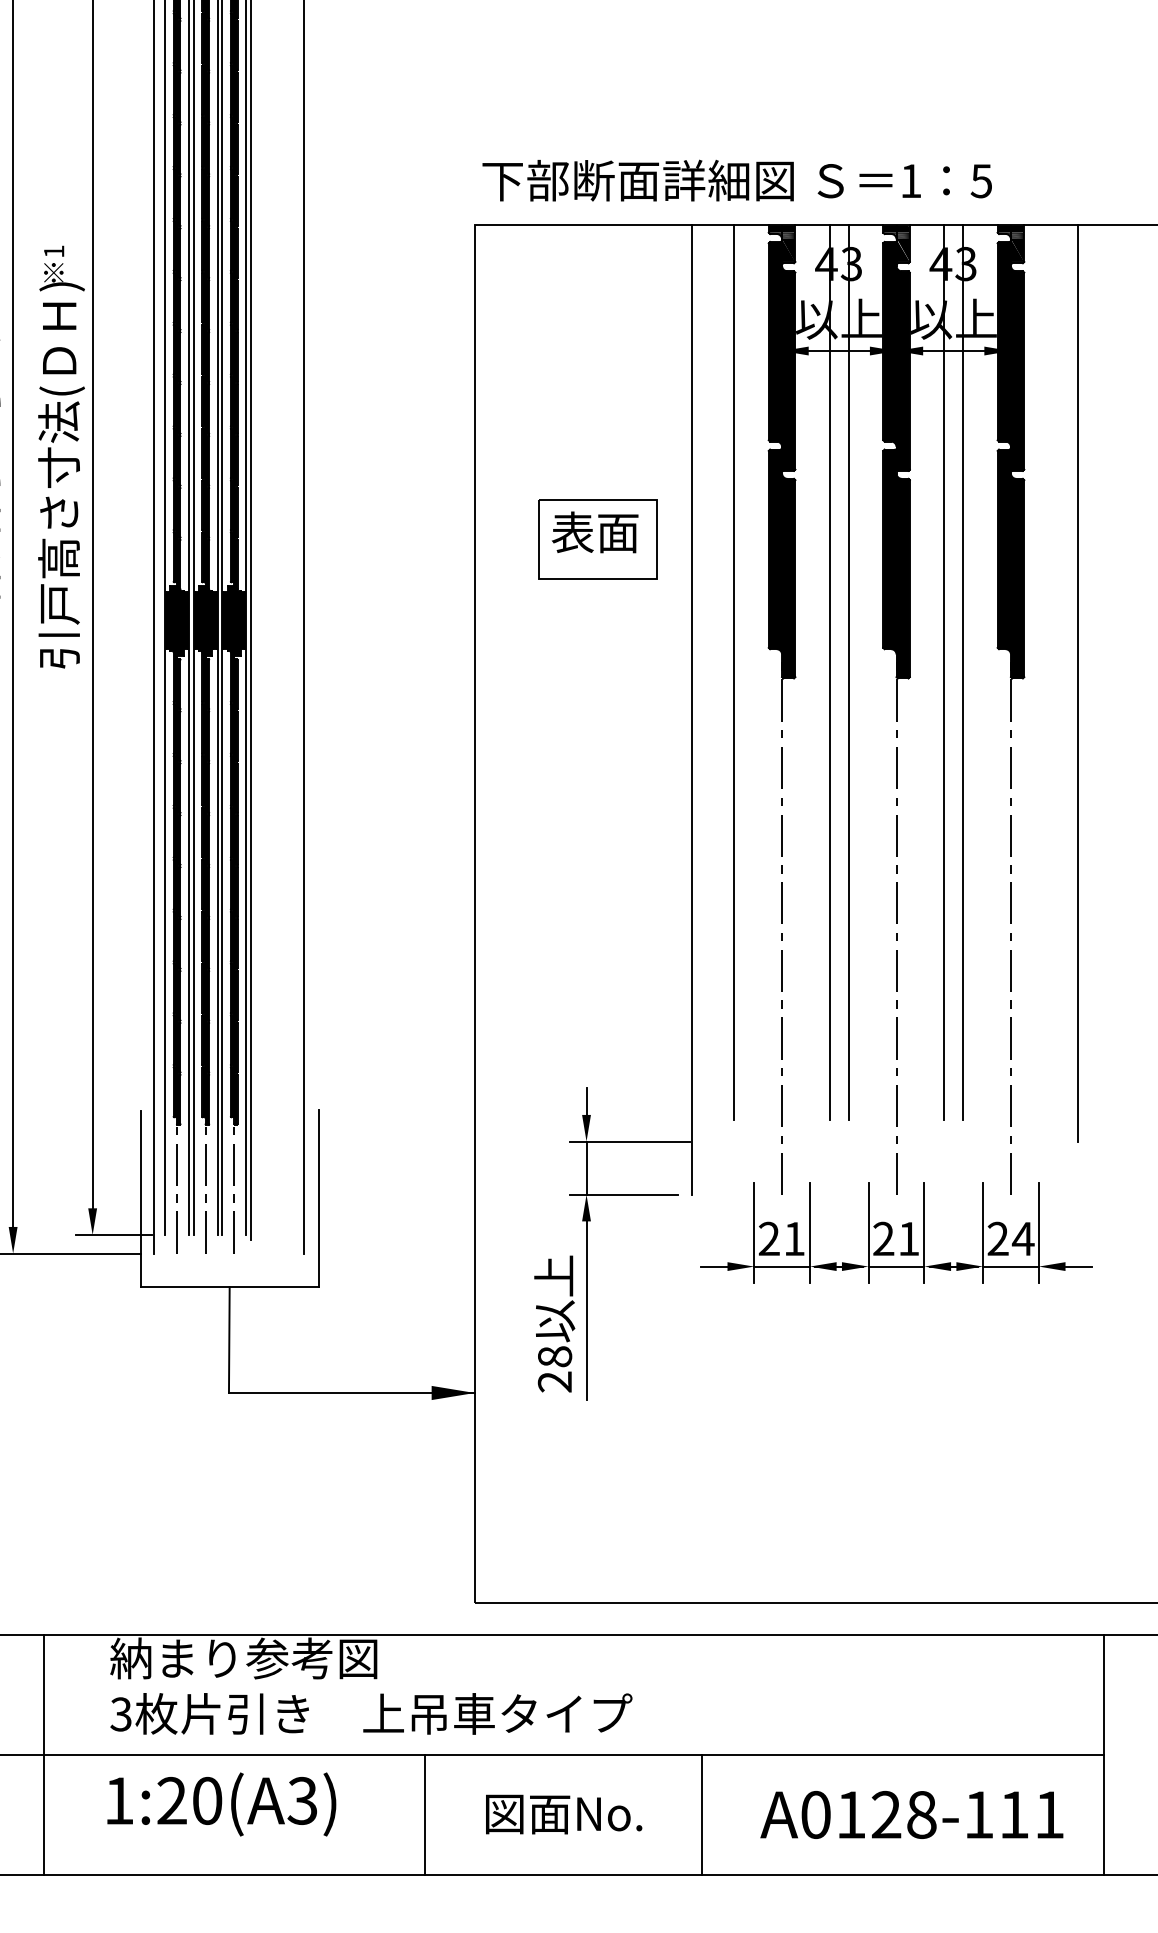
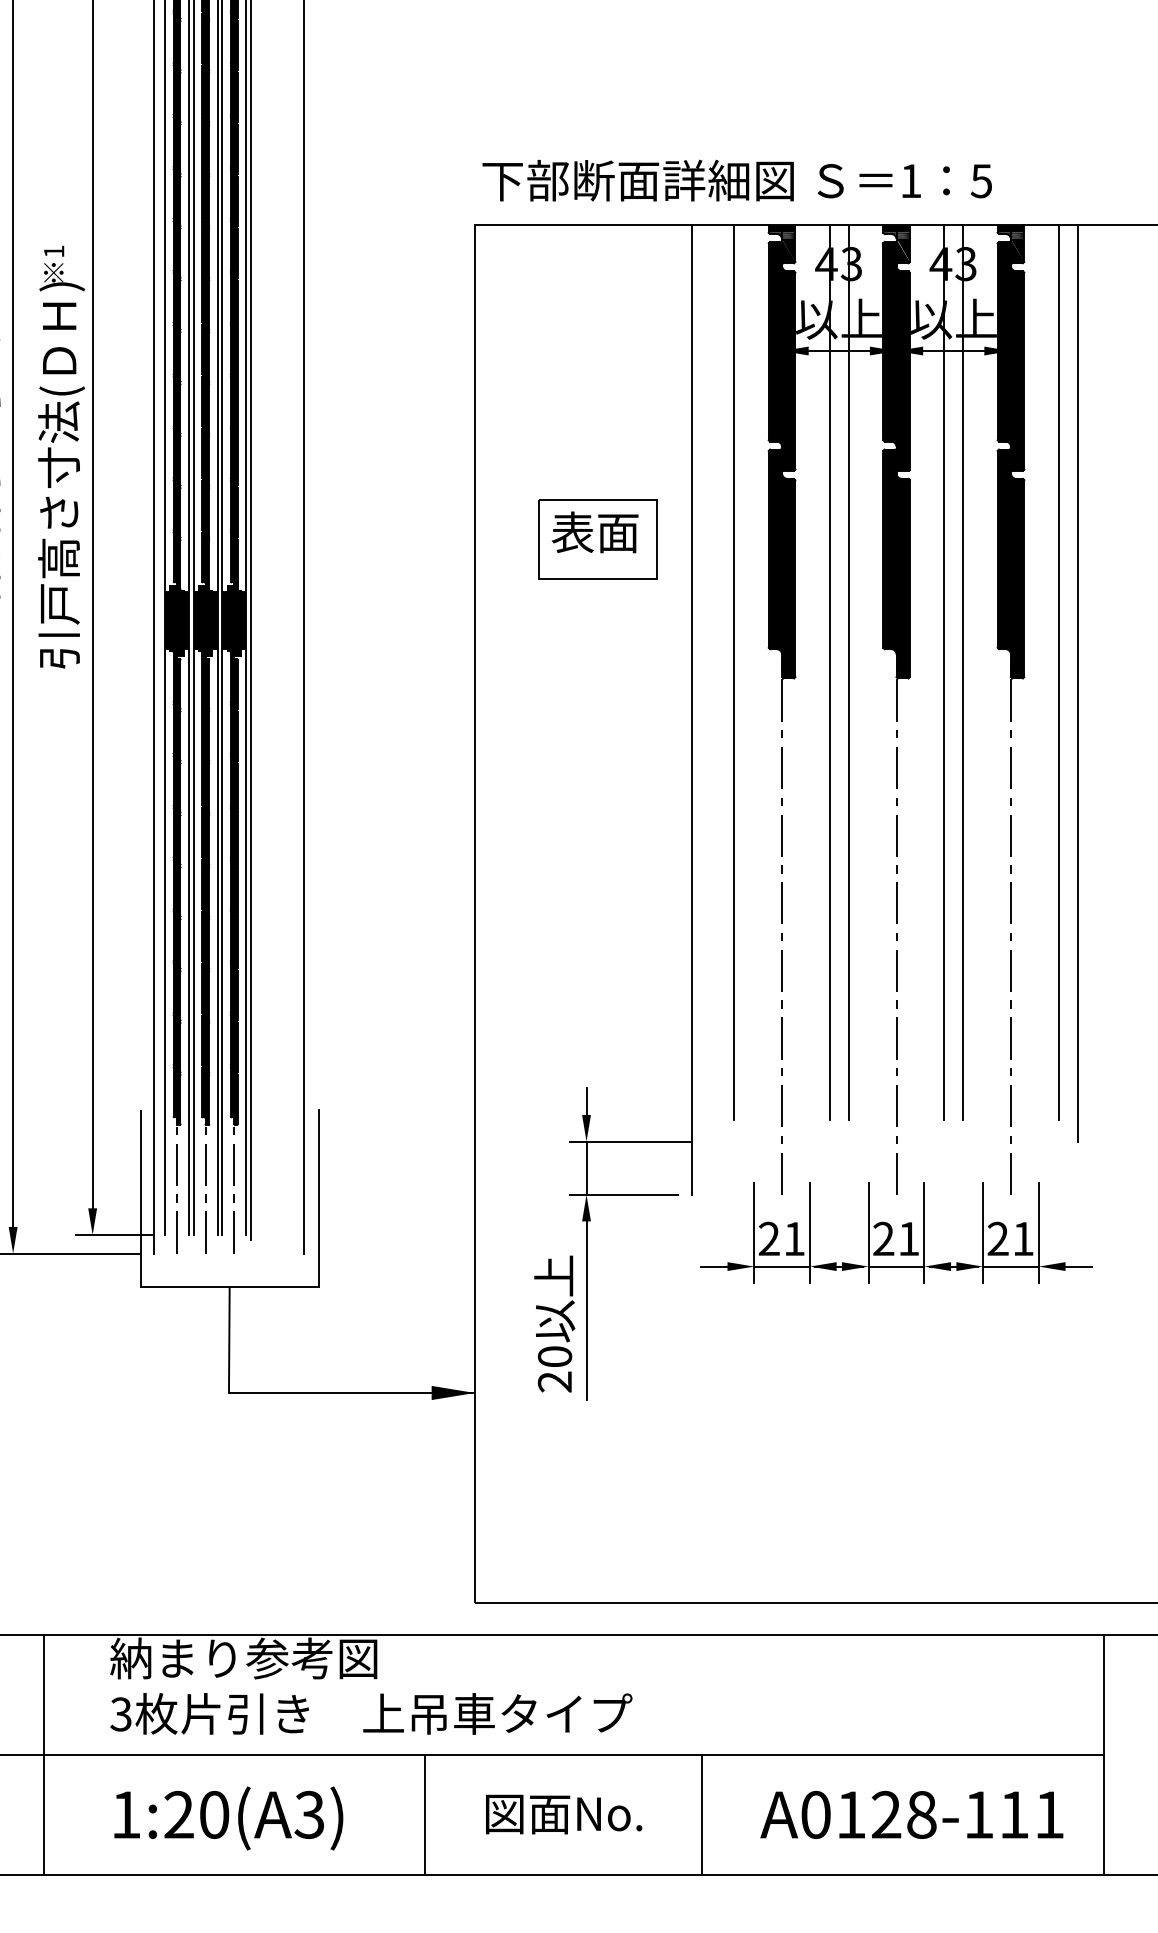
line: none -> present (1058, 672)
text: 24 -> 21 (1022, 1238)
text: 28 -> 20 (554, 1356)
text position: (221, 1804) -> (228, 1818) (228, 1818)
